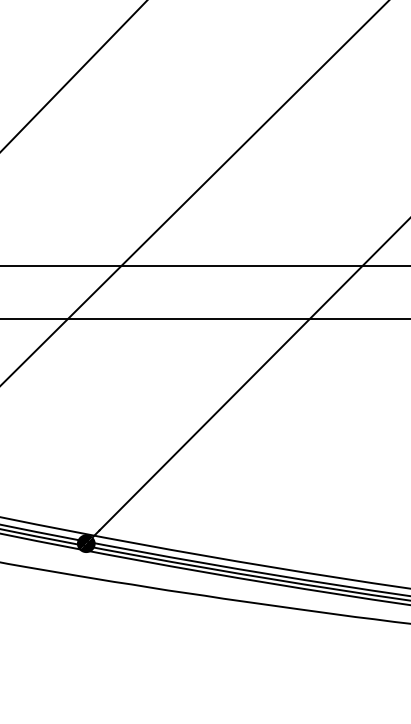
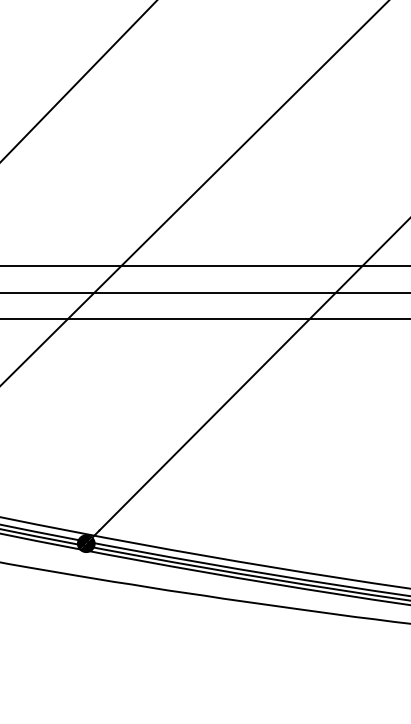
line position: (73, 76) -> (78, 81) (78, 81)
line: none -> present (204, 292)
